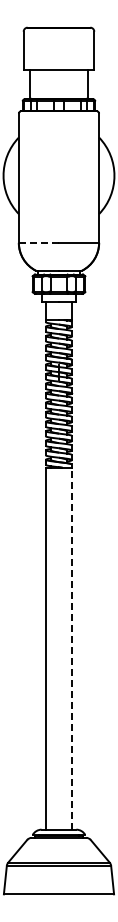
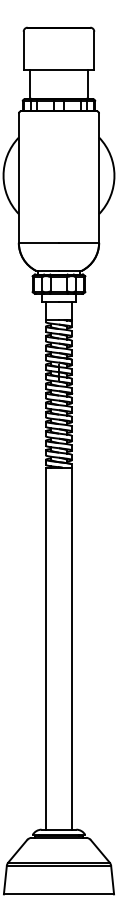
line: dashed -> solid (39, 242)
line: dashed -> solid (71, 648)
